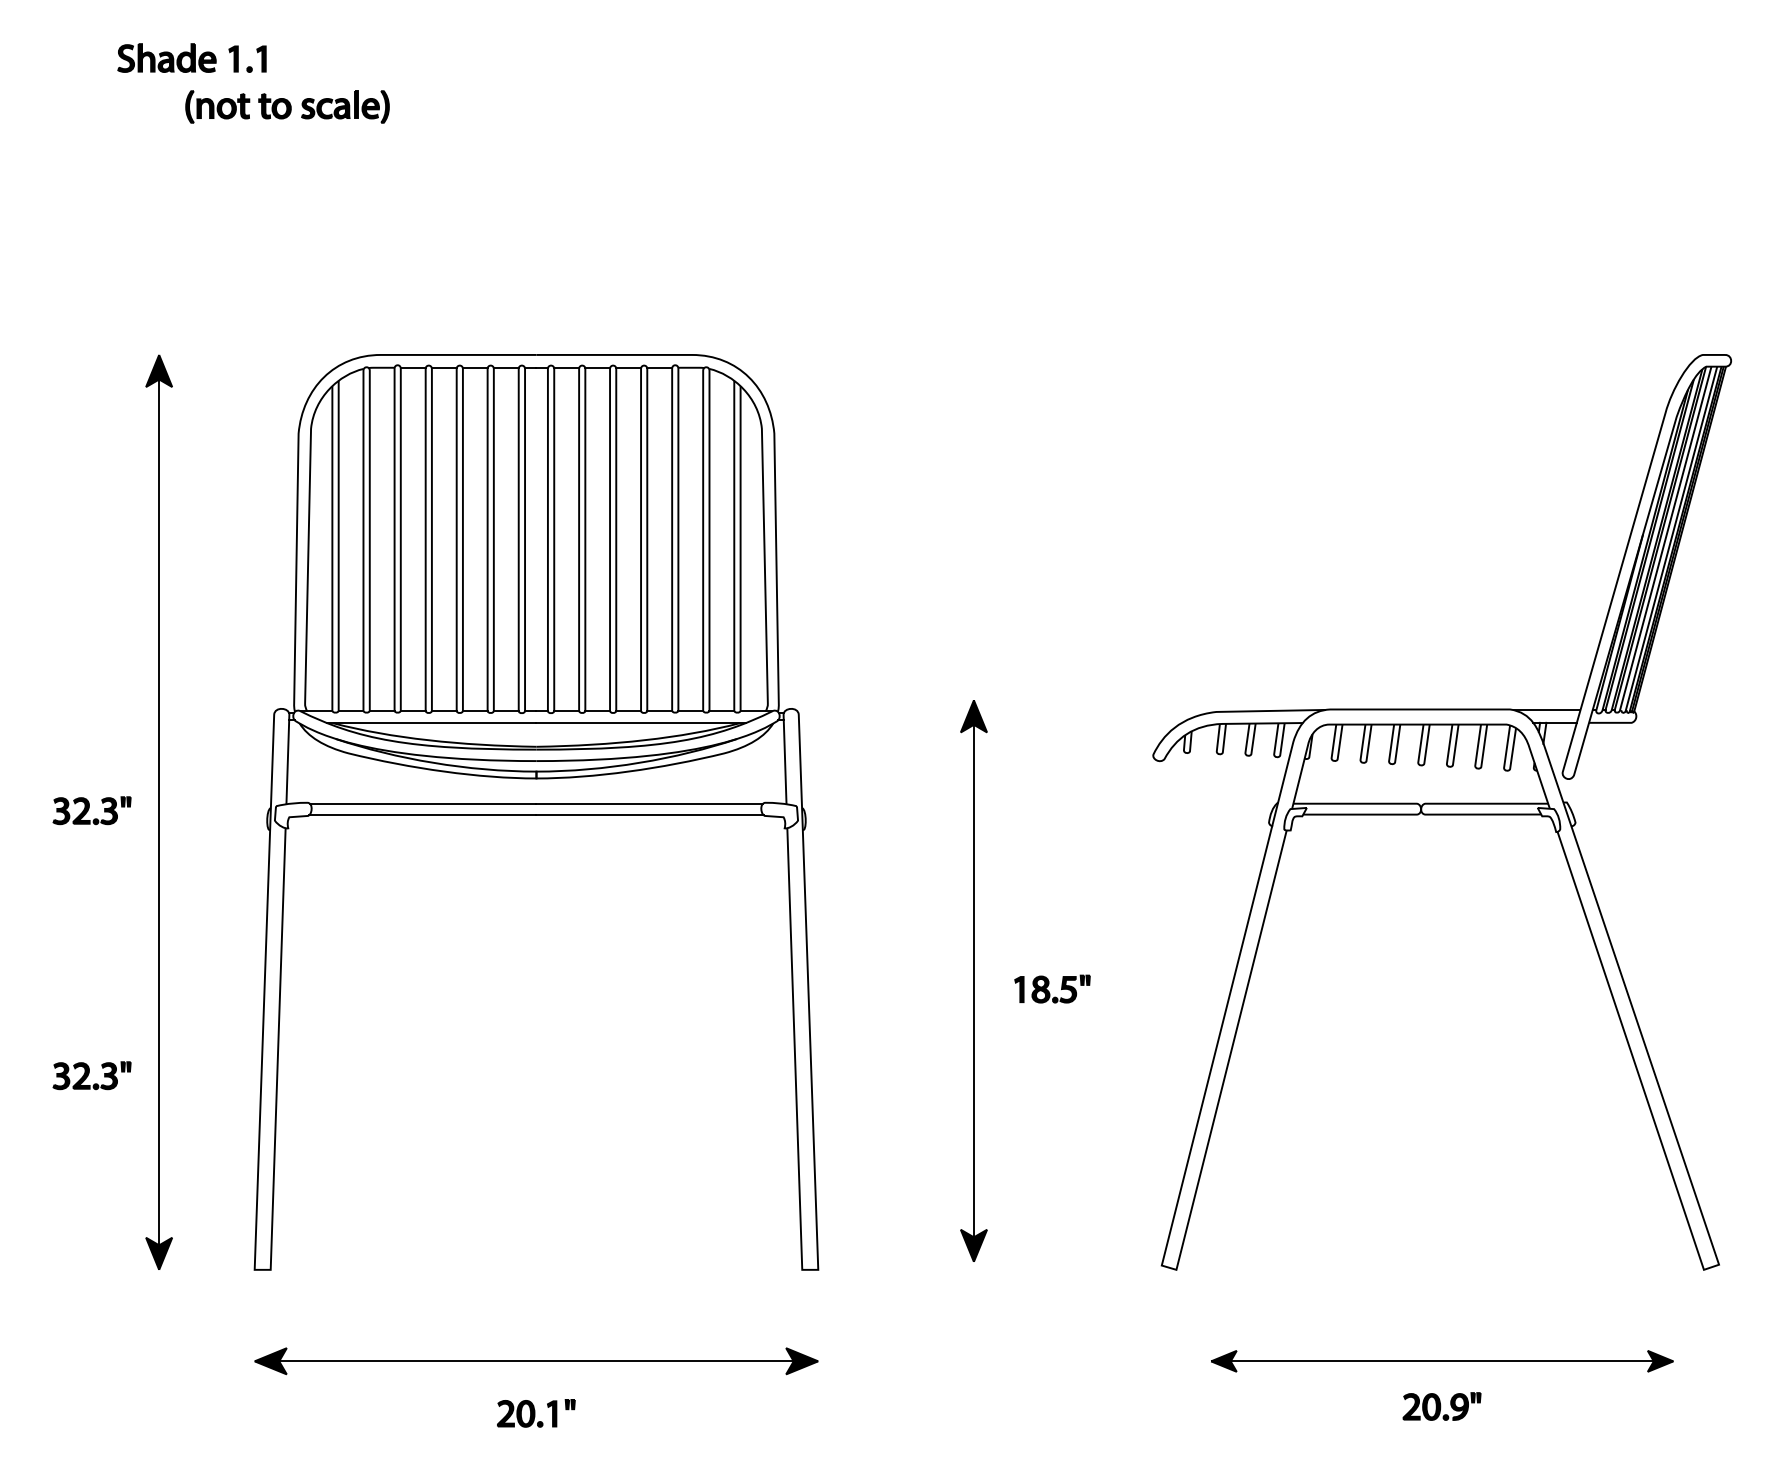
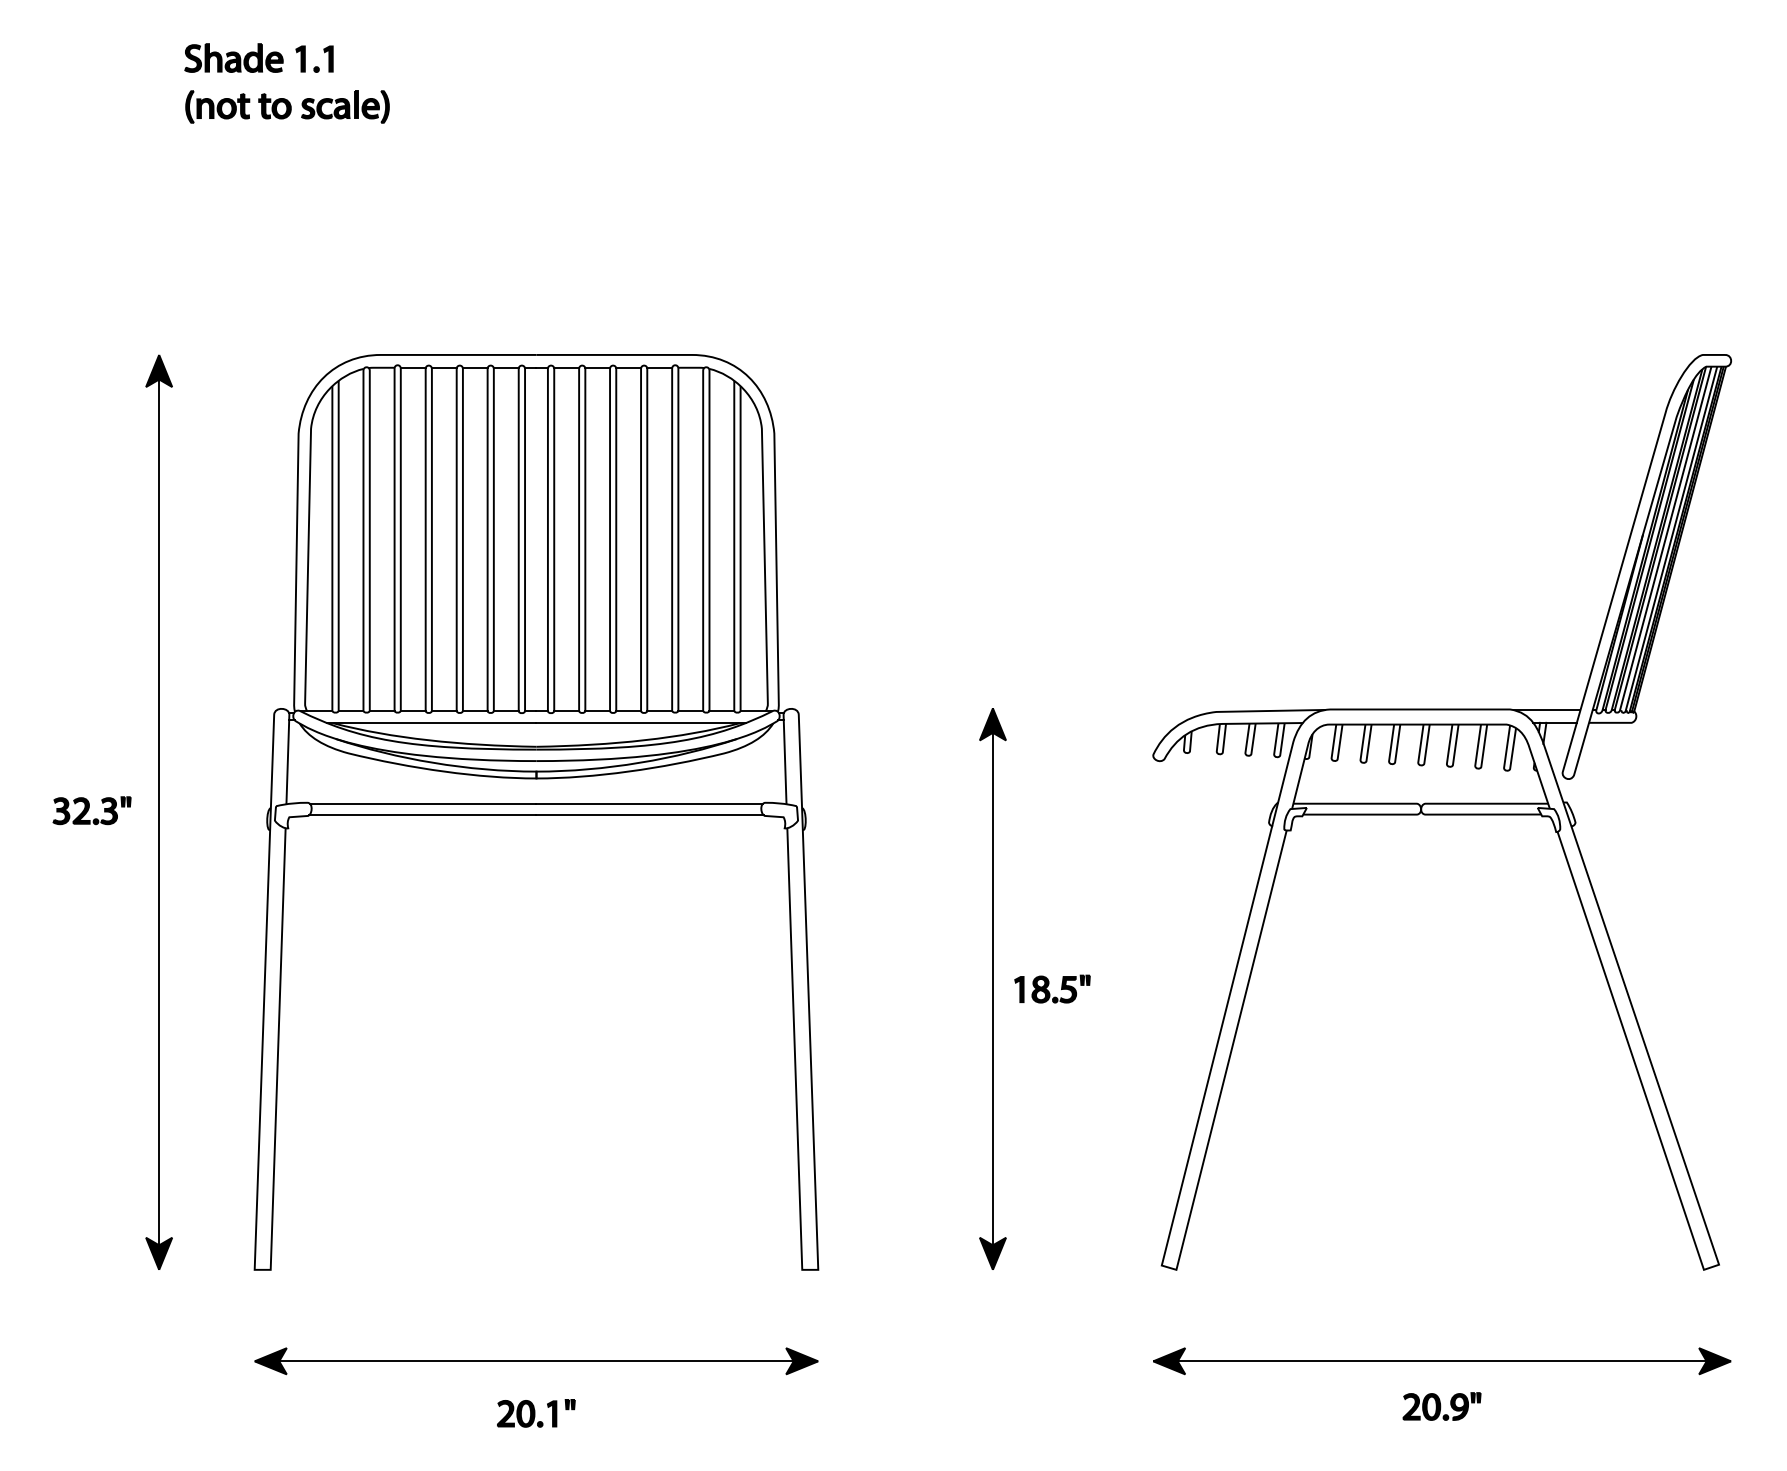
part position: (191, 57) -> (258, 57) (258, 57)
part position: (973, 980) -> (992, 988) (992, 988)
part: present -> none (91, 1075)
part size: 463x23 px -> 579x29 px (1442, 1361)
